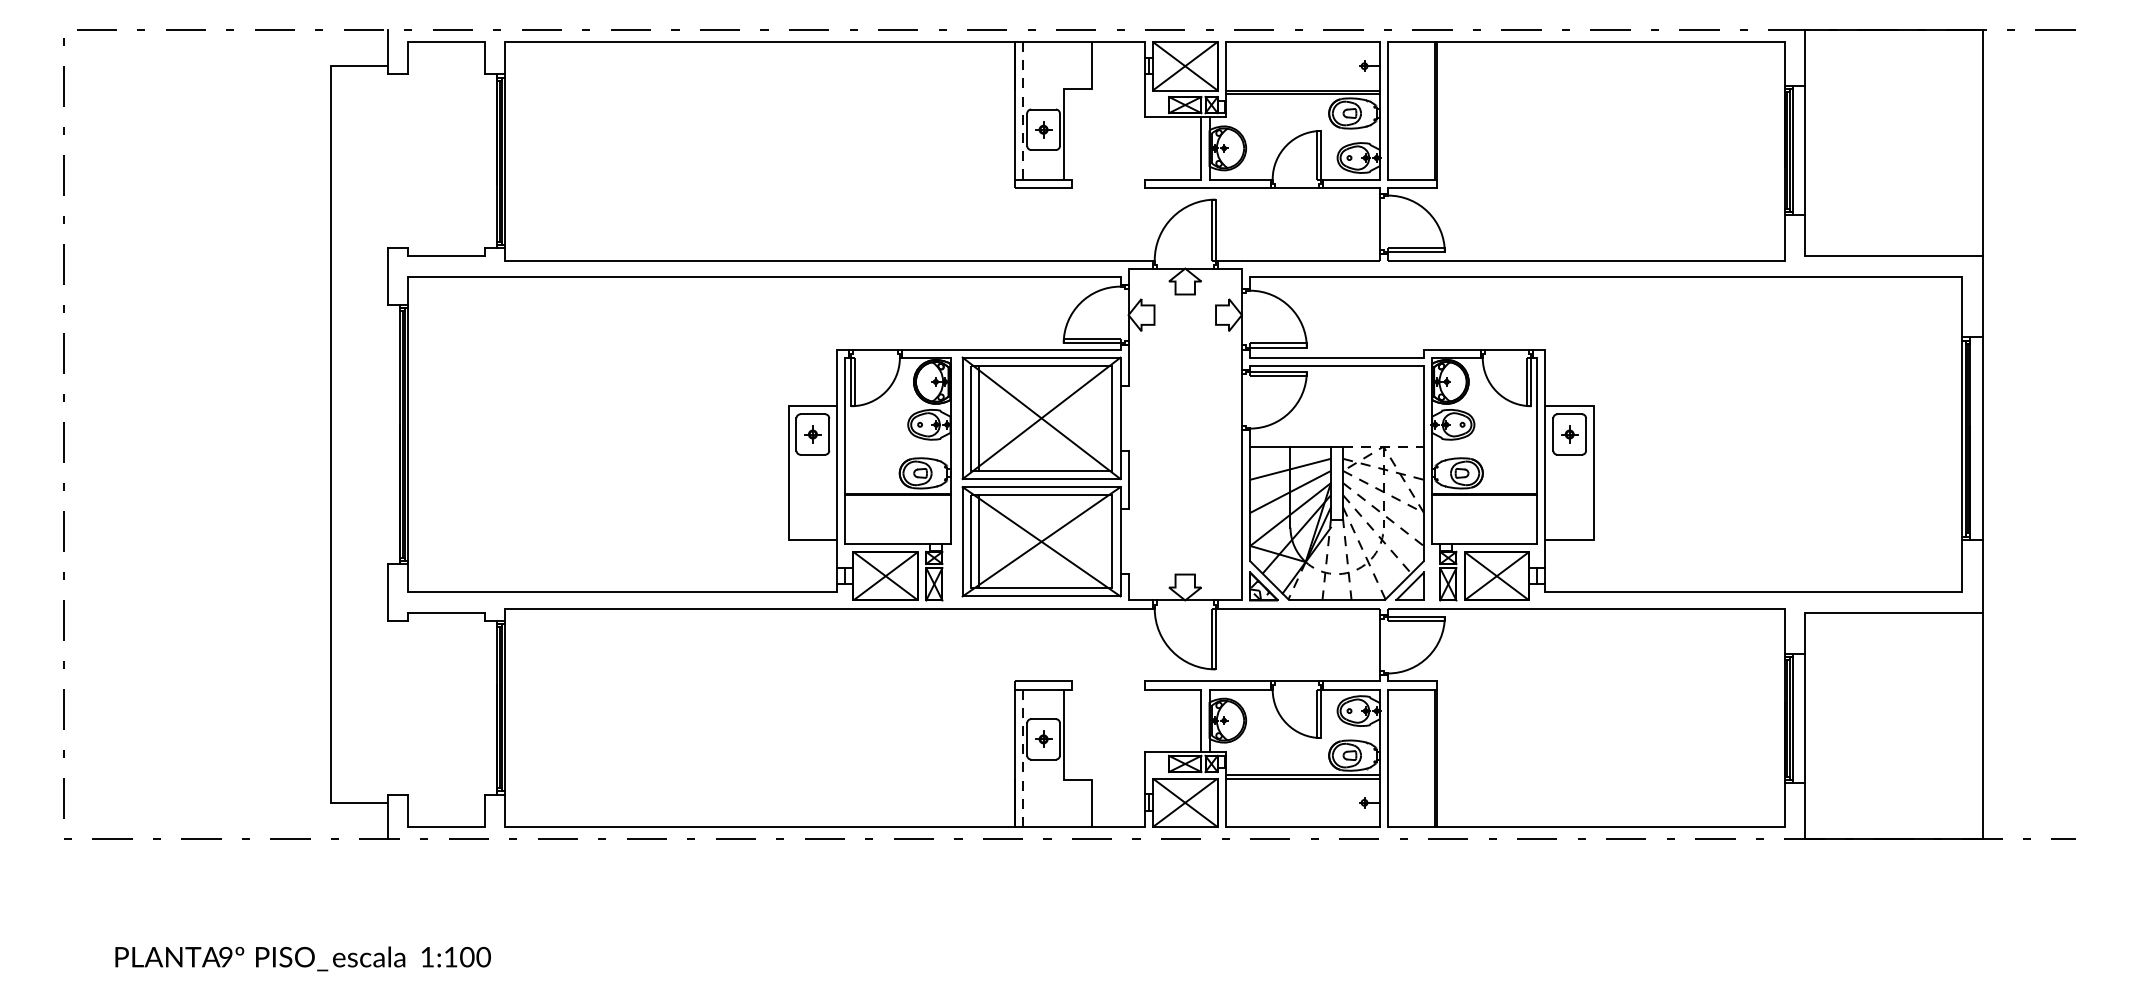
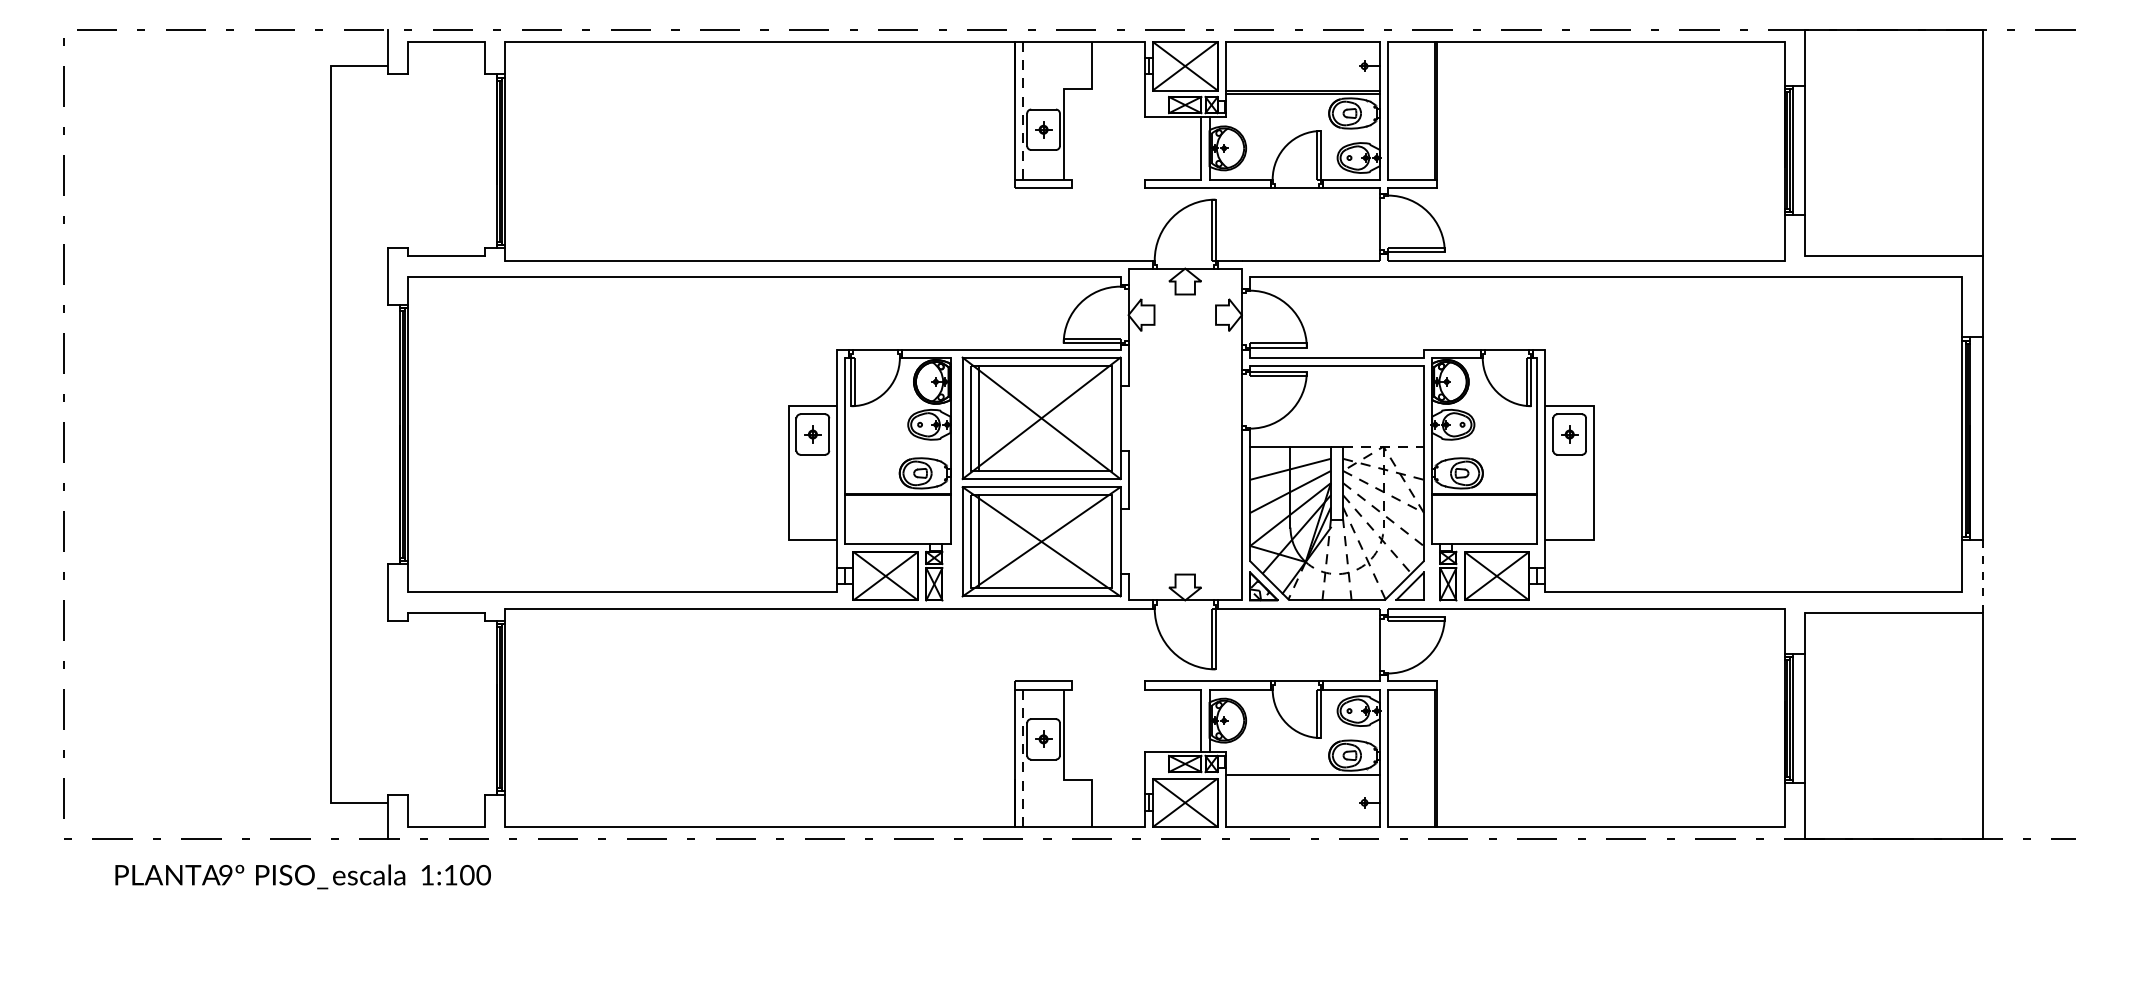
line: solid -> dashed (1982, 575)
line: present -> none (1302, 778)
text position: (302, 958) -> (302, 876) (302, 876)
